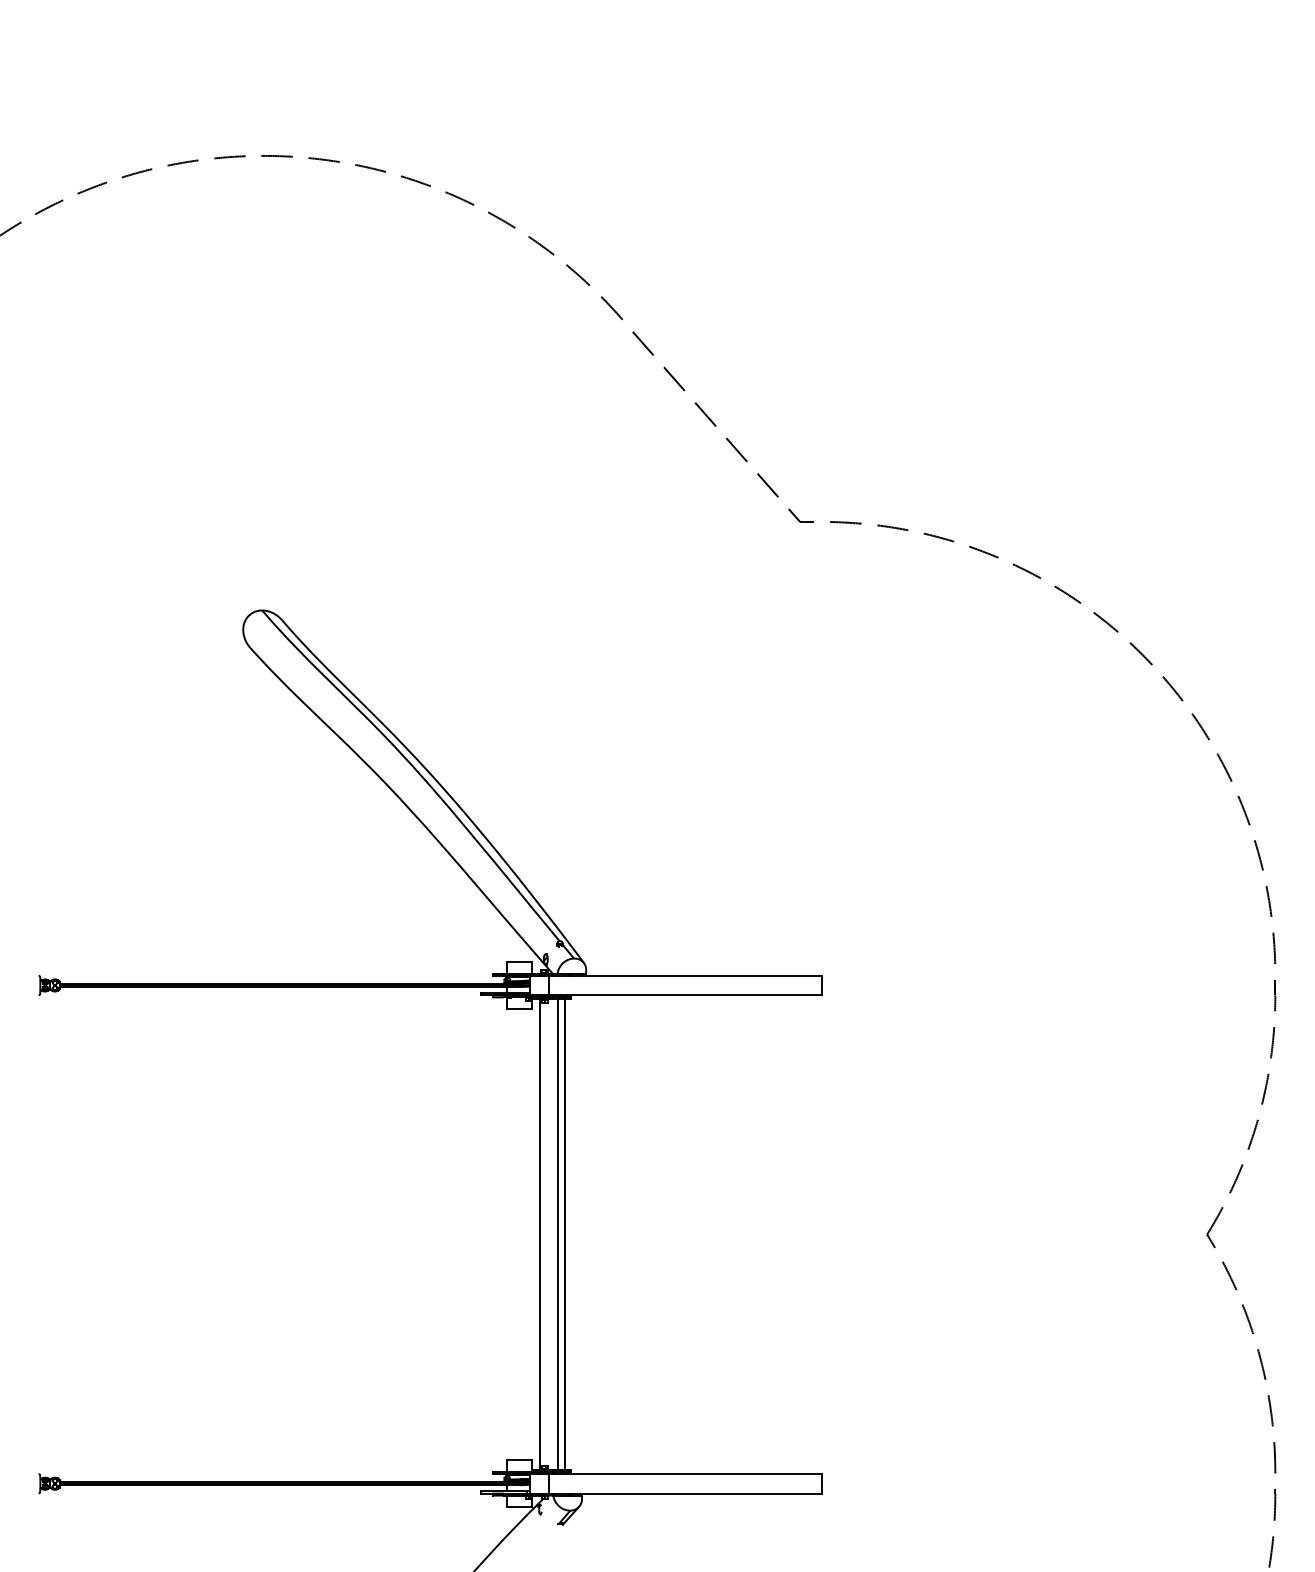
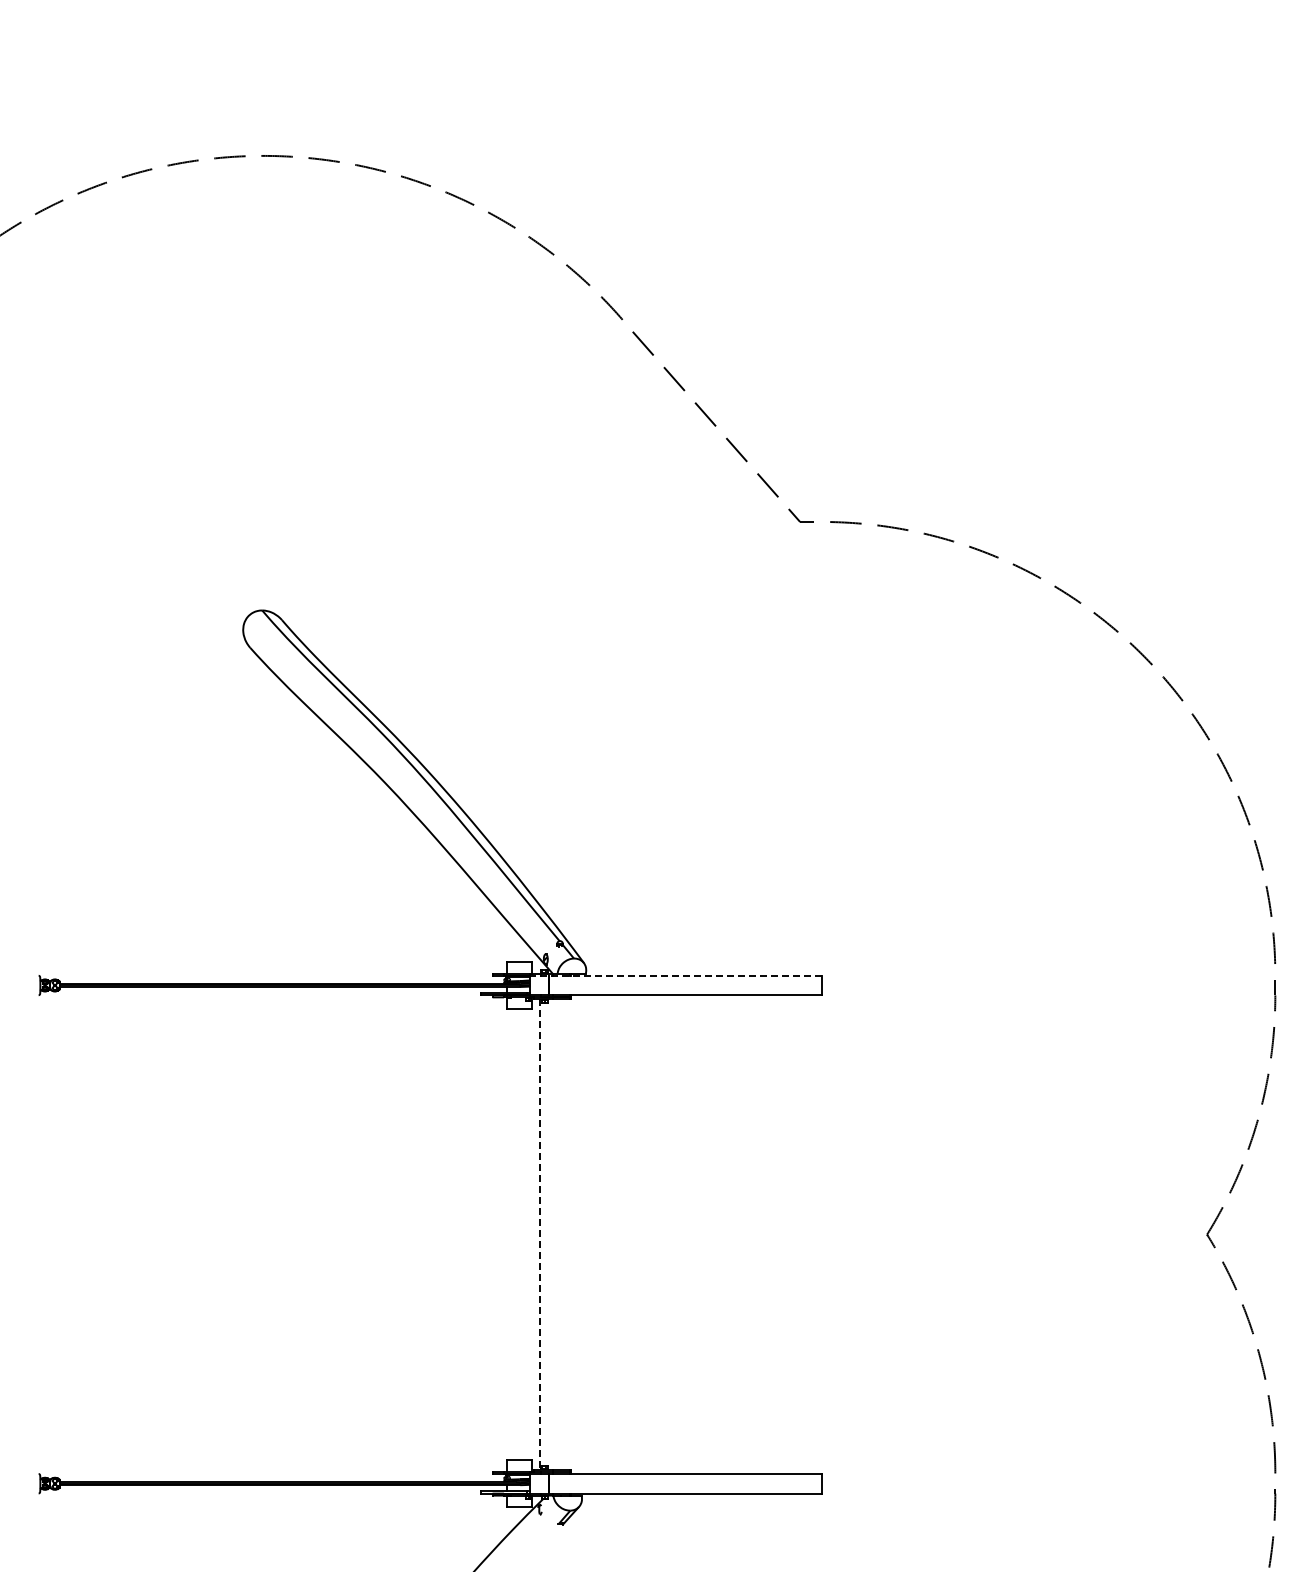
line: solid -> dashed (676, 975)
line: present -> none (558, 1234)
line: present -> none (565, 1234)
line: solid -> dashed (539, 1235)
